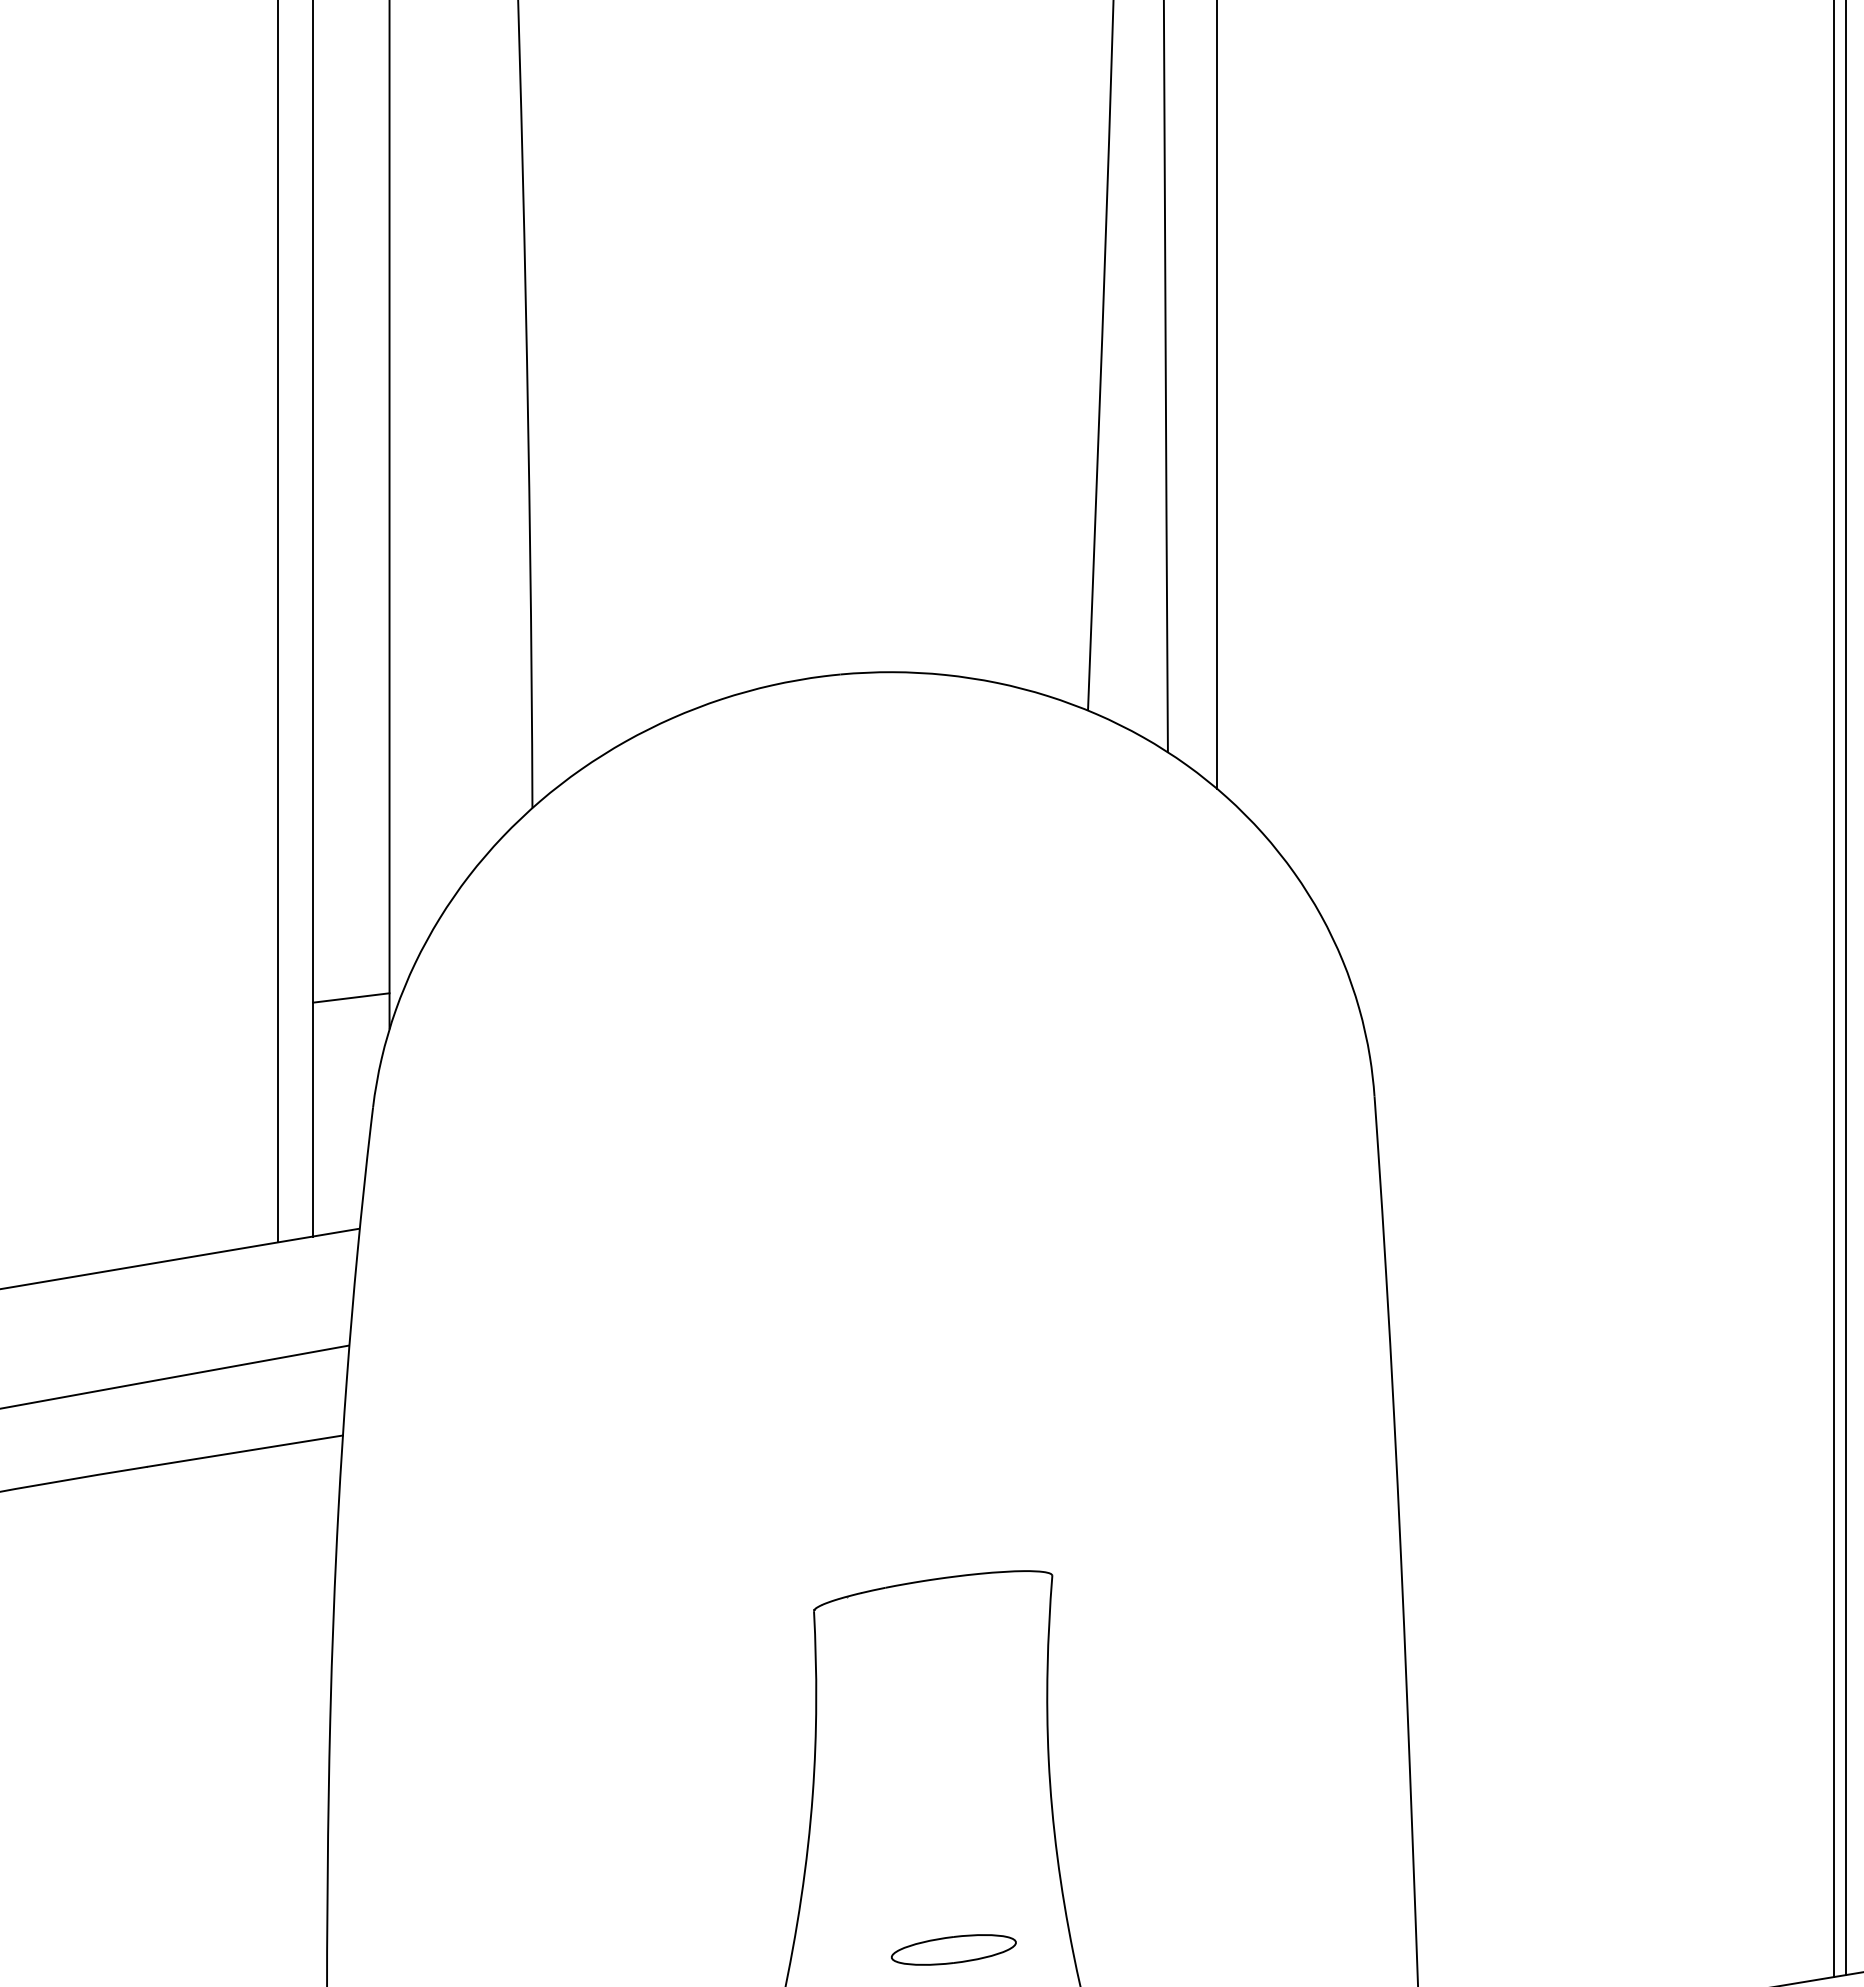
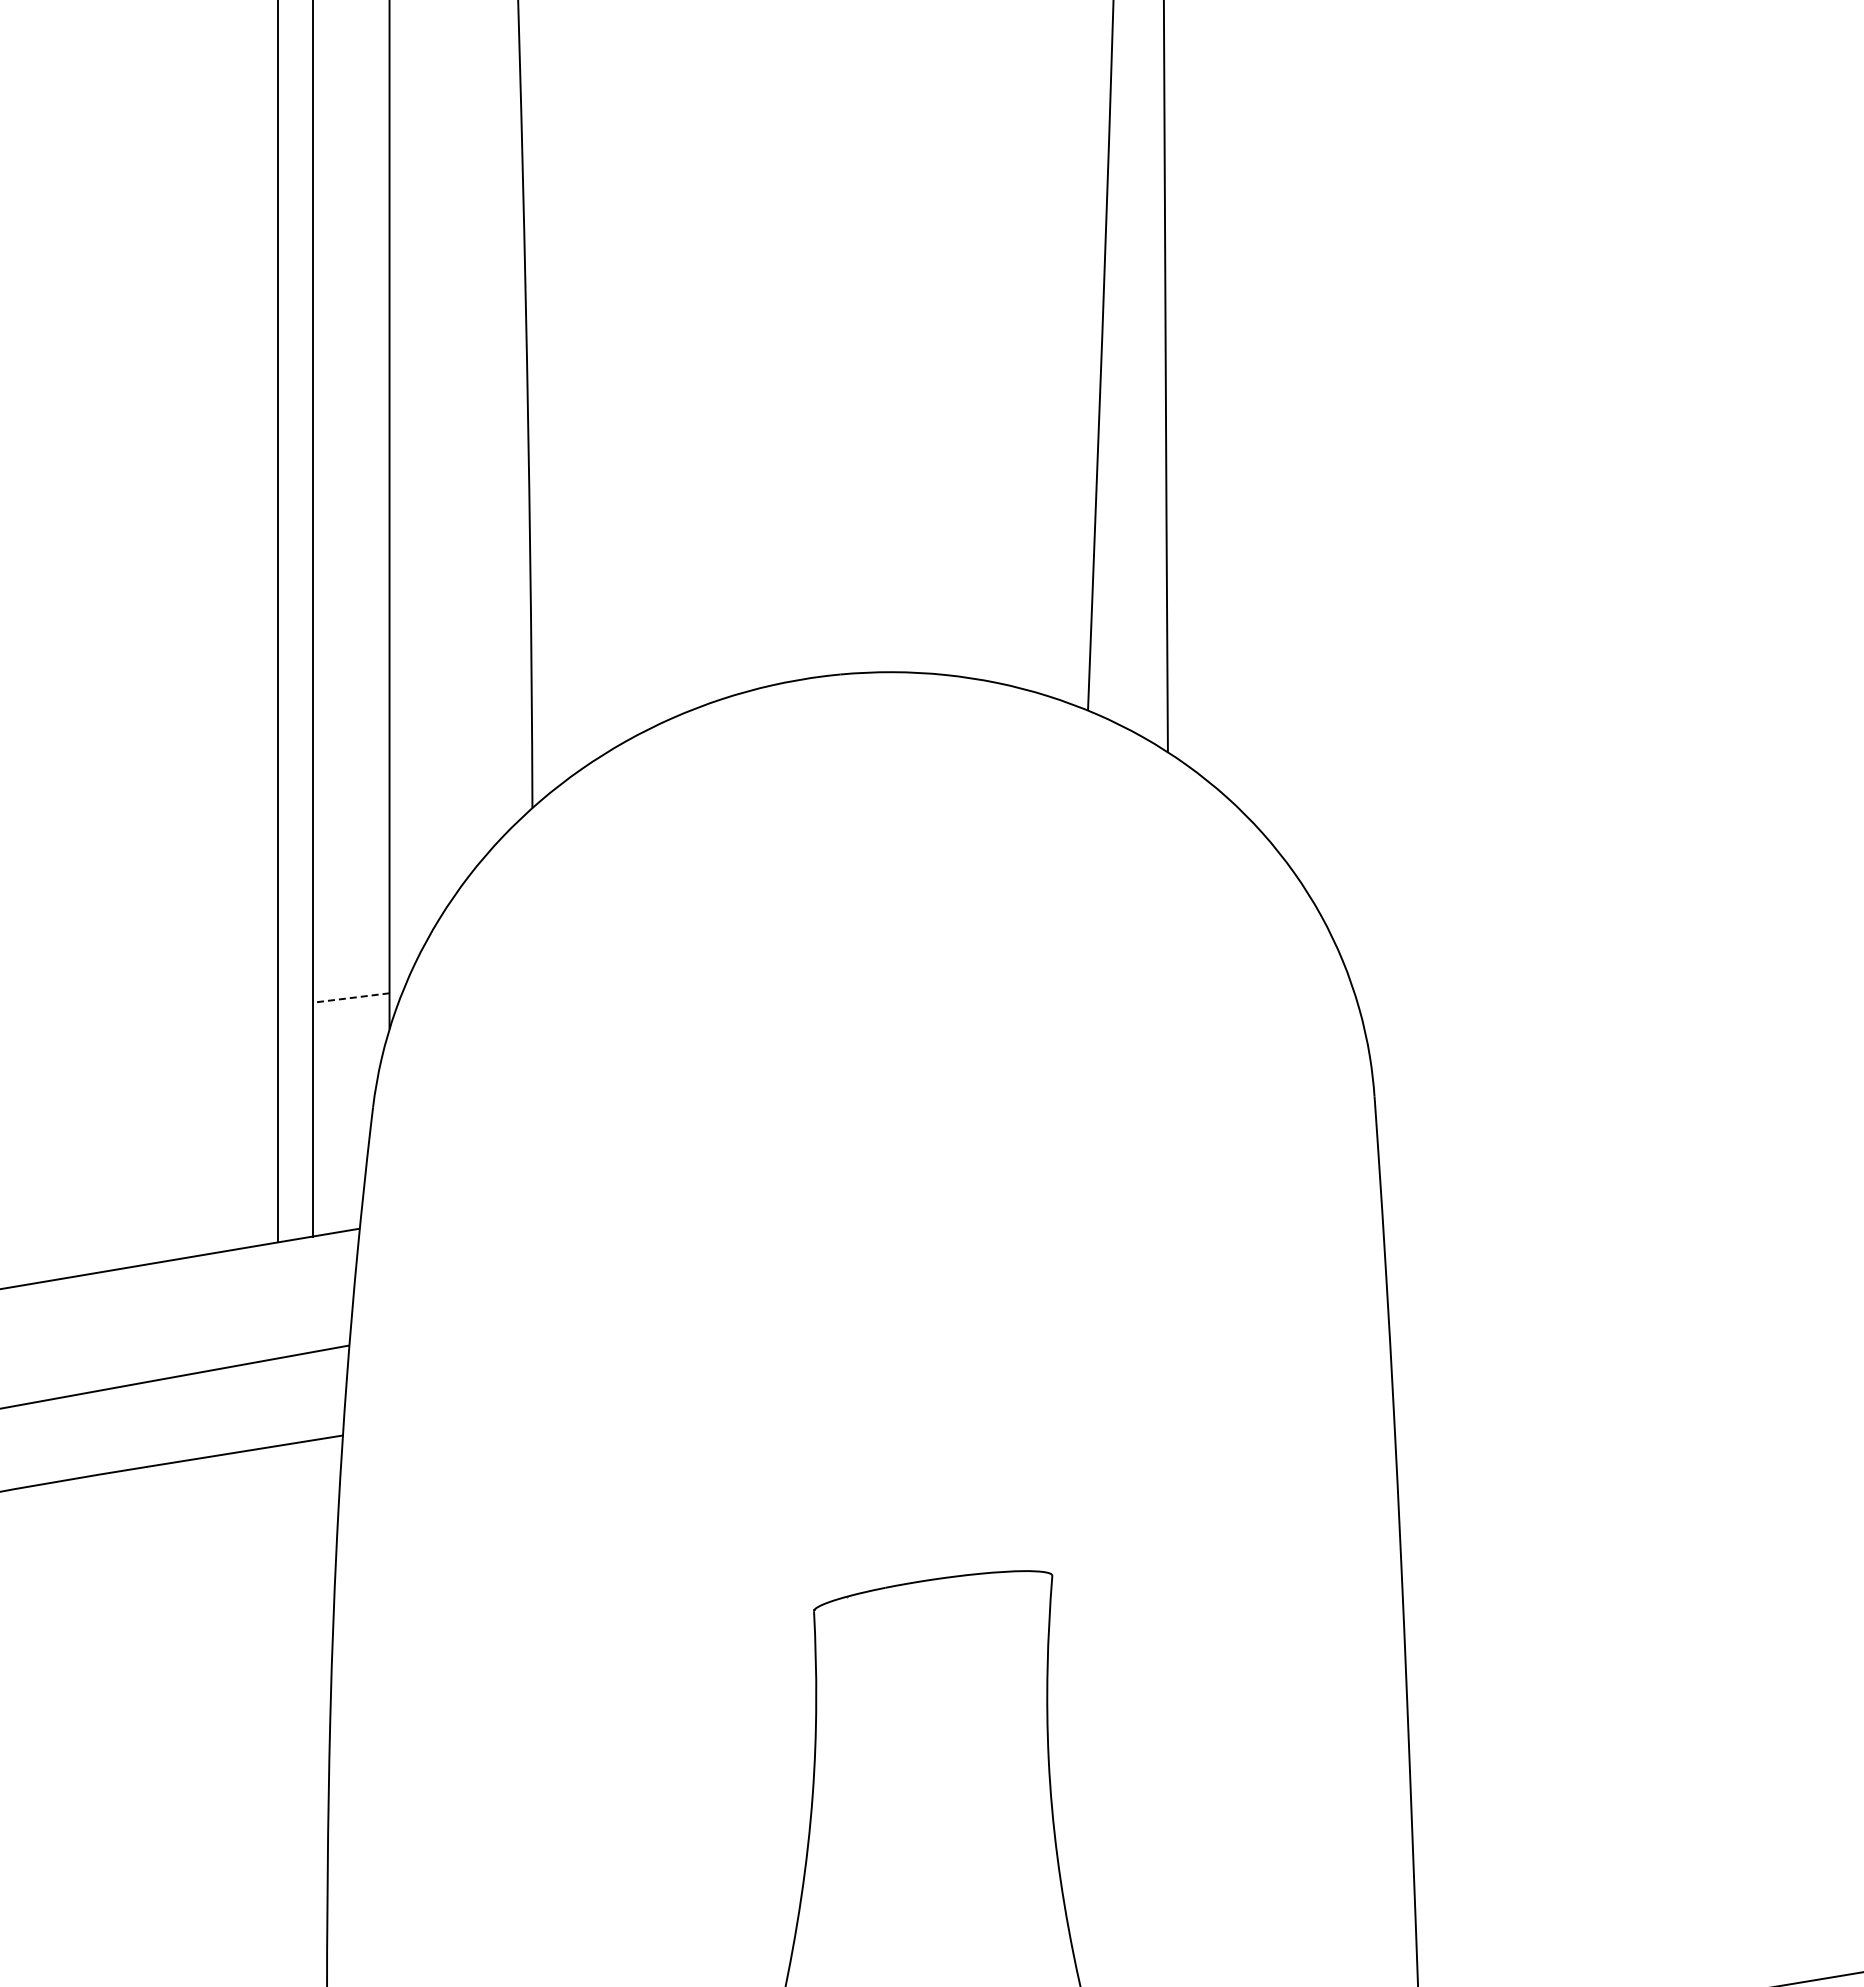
line: present -> none (1217, 395)
line: present -> none (1846, 988)
line: present -> none (1833, 989)
line: solid -> dashed (351, 997)
part: present -> none (953, 1949)
